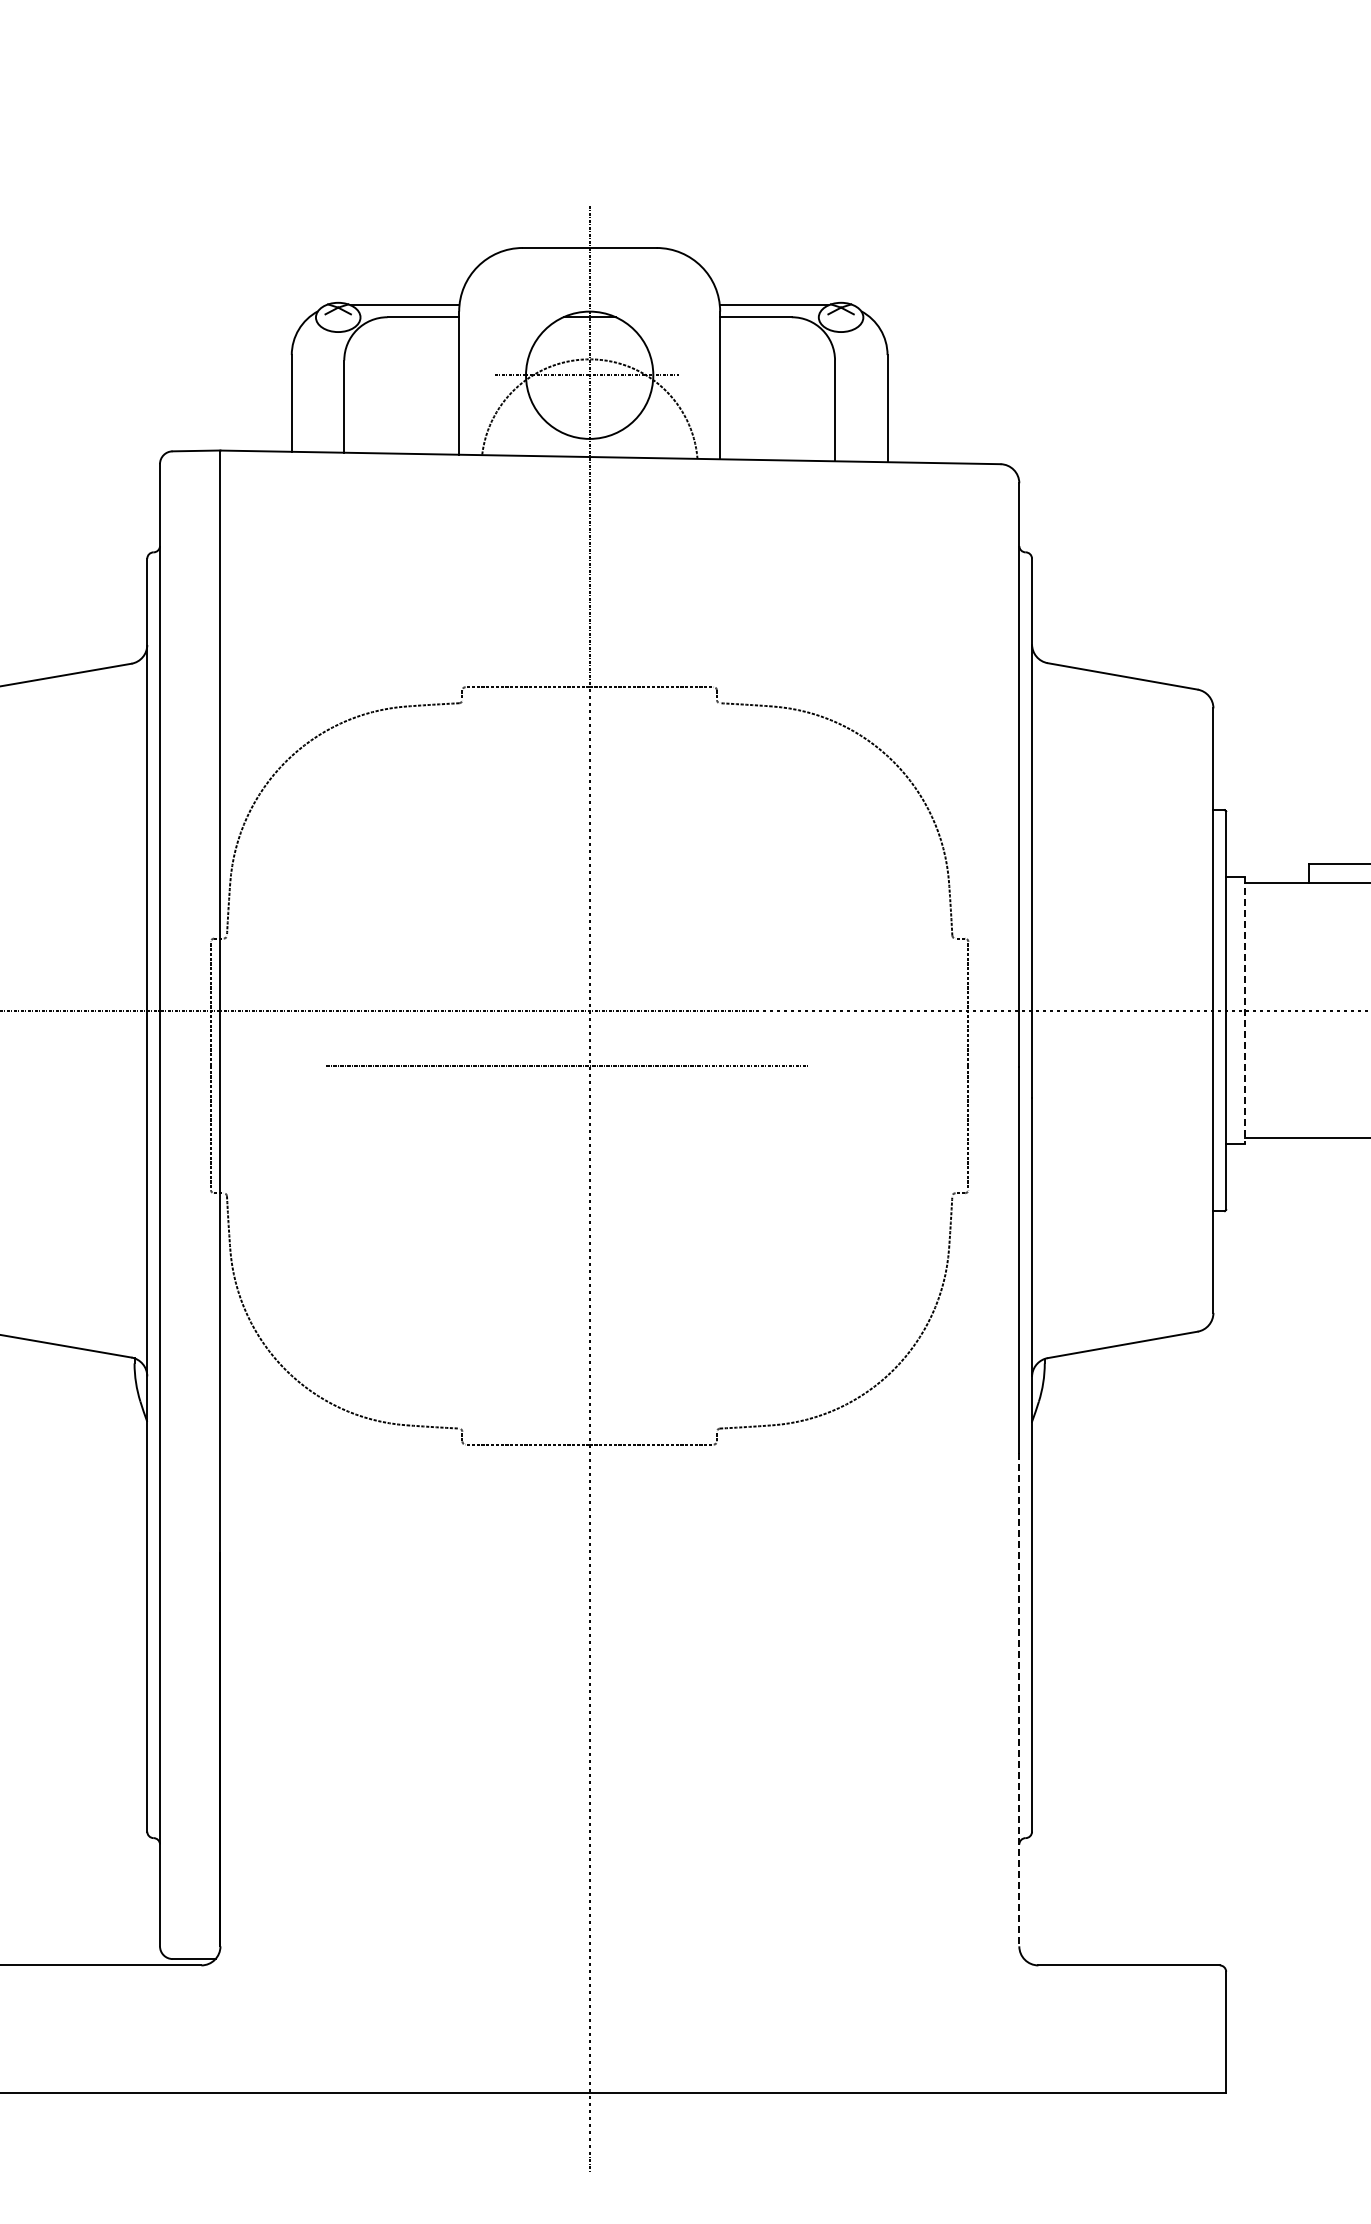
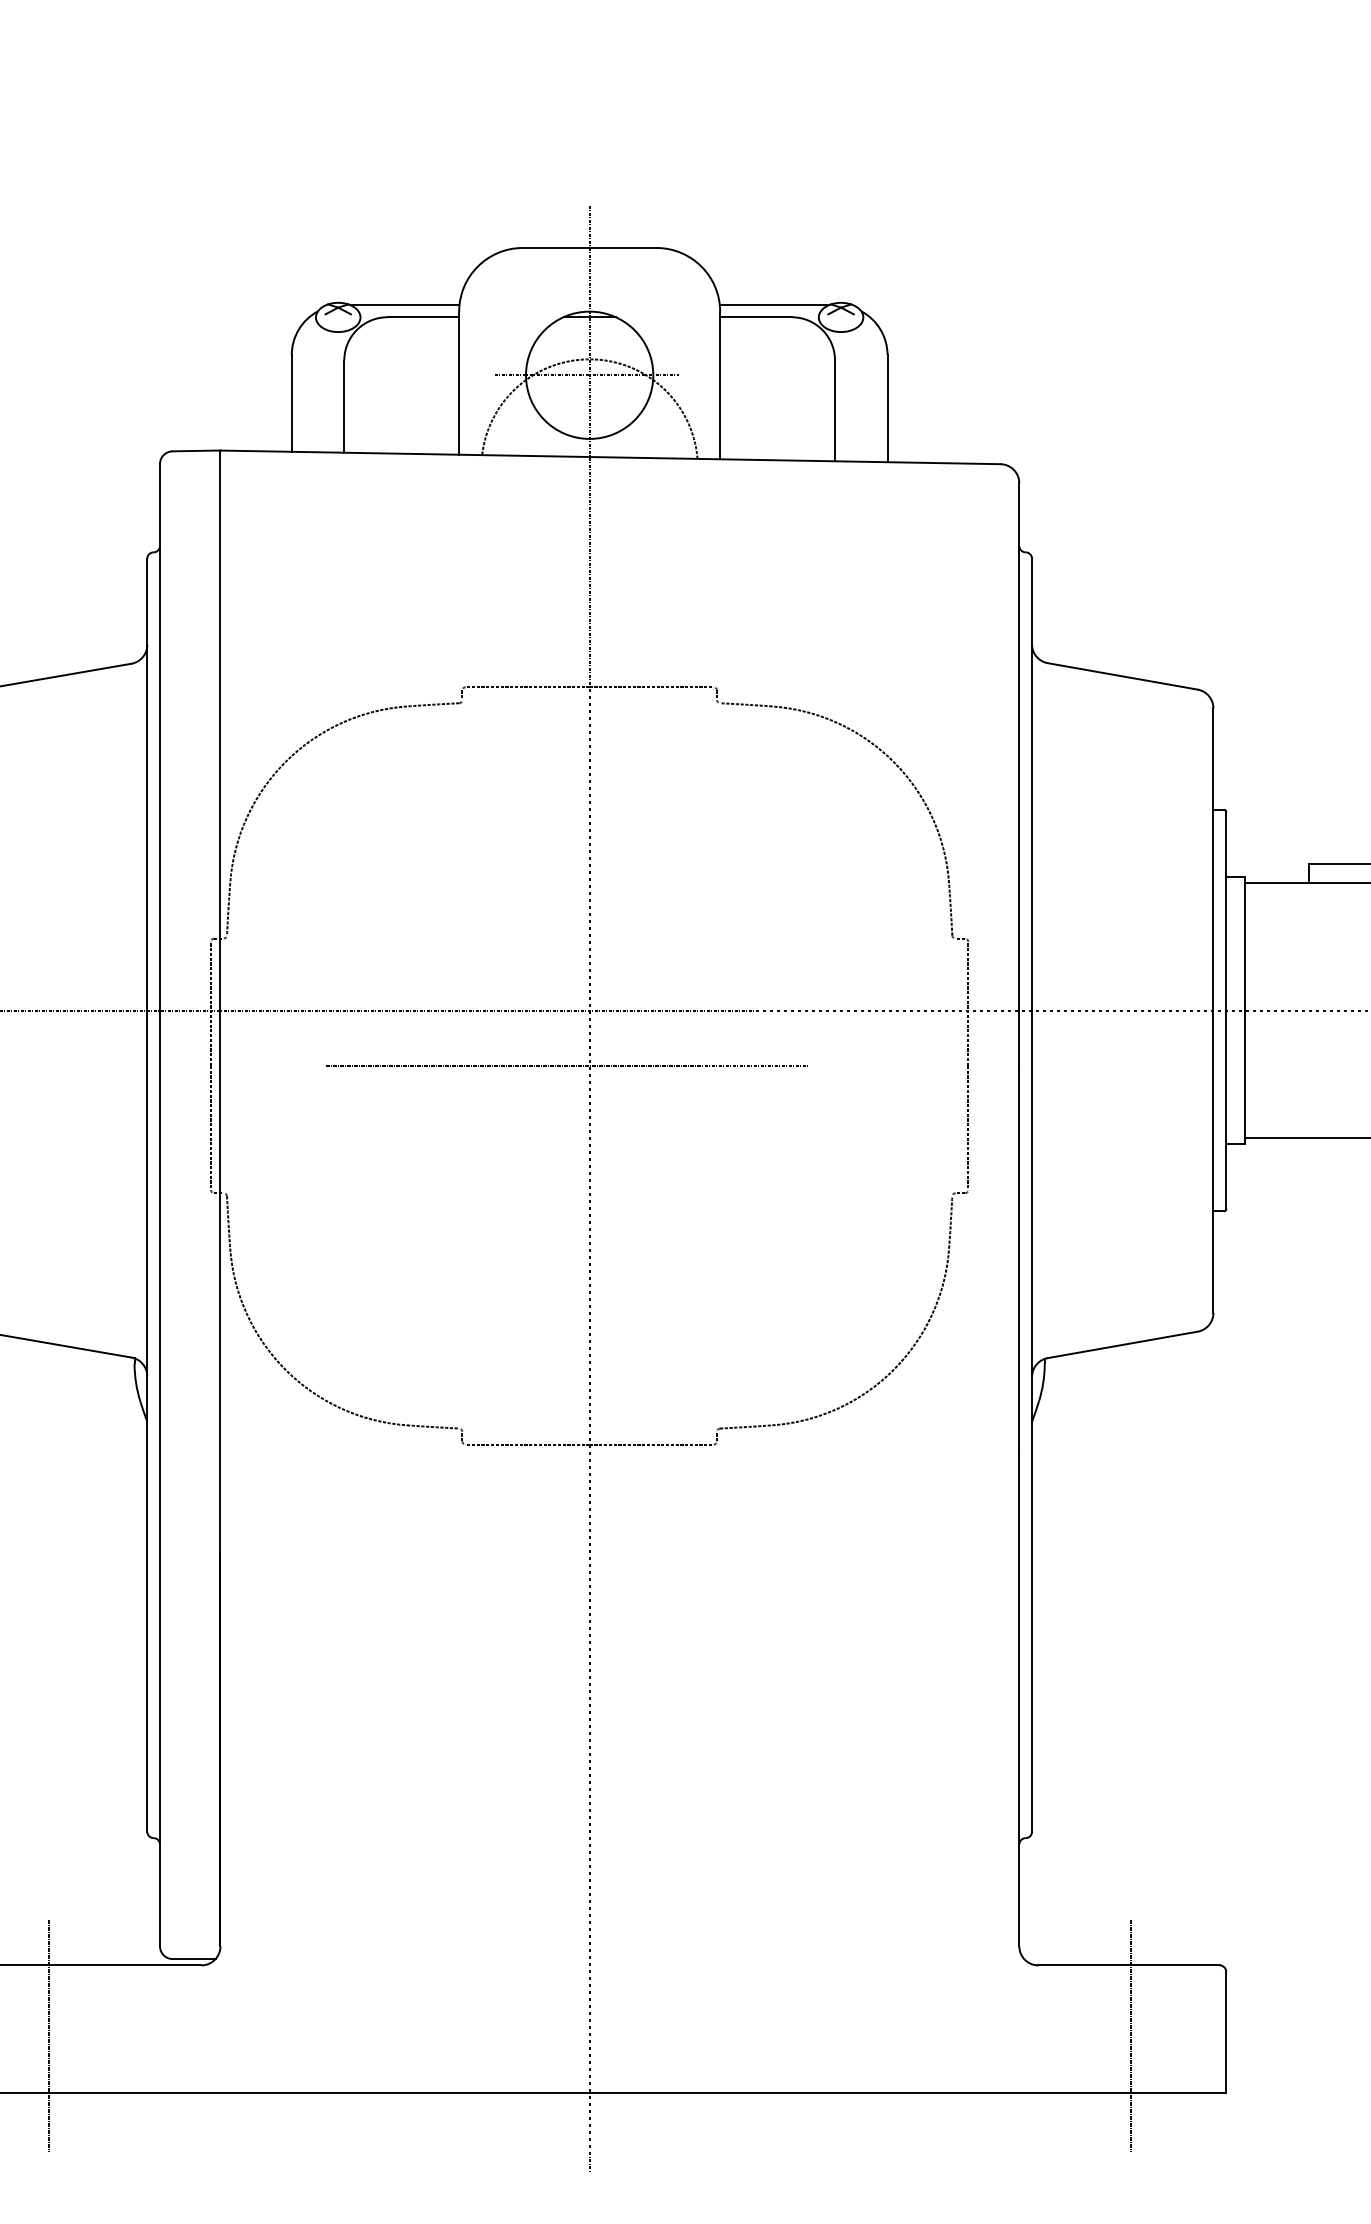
line: dashed -> solid (1245, 1010)
line: dashed -> solid (1019, 1699)
line: none -> present (48, 2035)
line: none -> present (1130, 2035)
